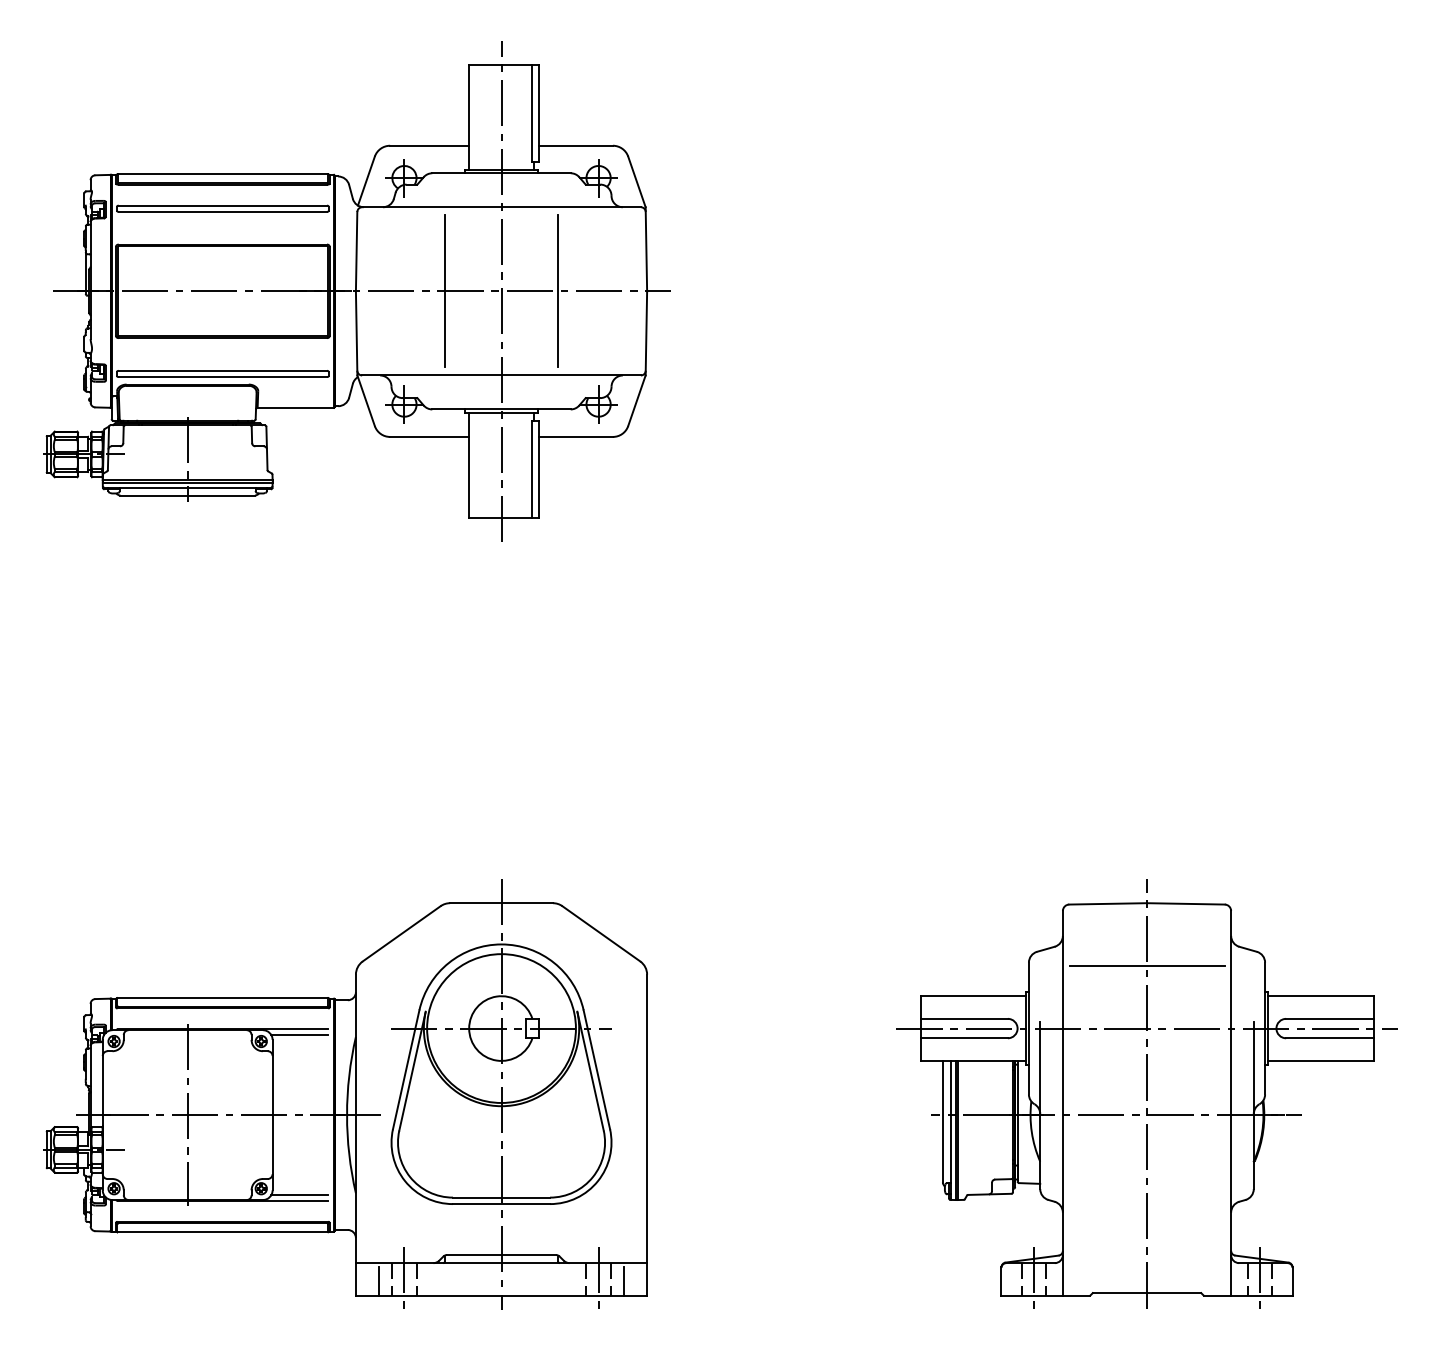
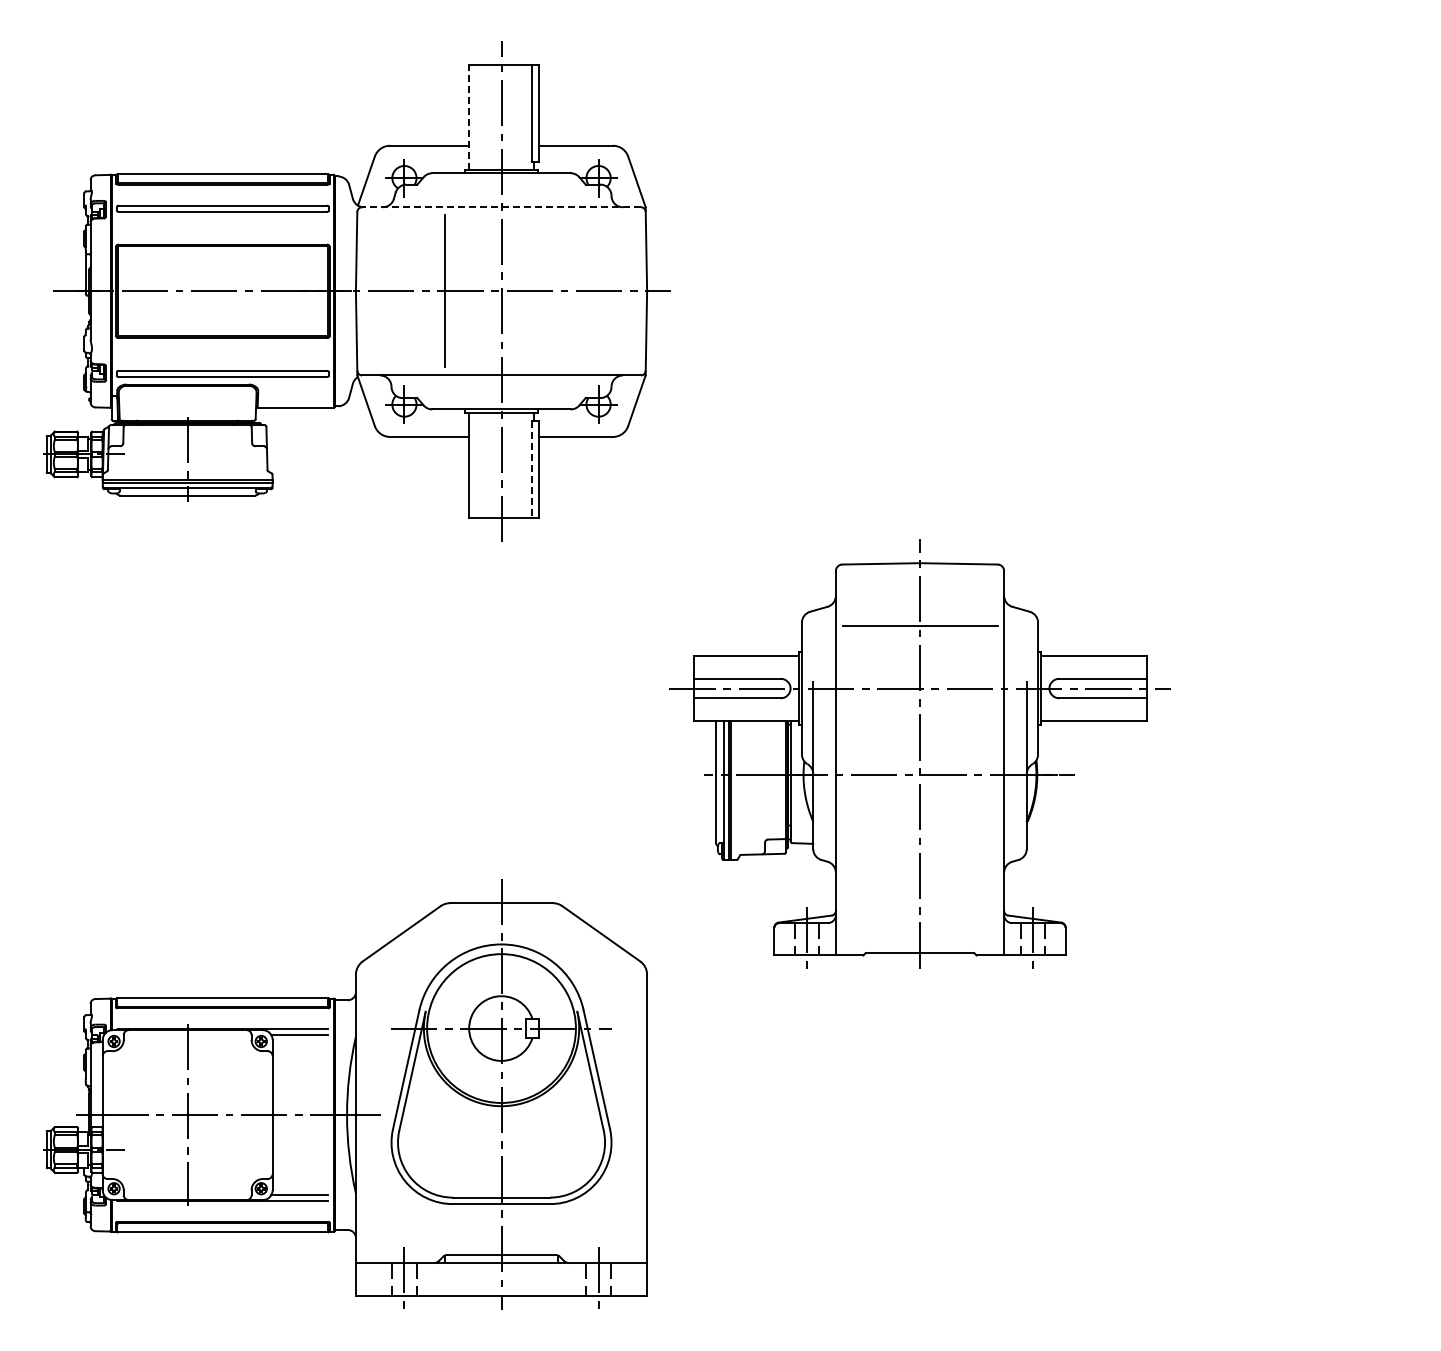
line: solid -> dashed (469, 117)
line: solid -> dashed (501, 207)
line: present -> none (558, 291)
line: solid -> dashed (532, 469)
part position: (1146, 1093) -> (919, 753) (919, 753)
line: present -> none (378, 1281)
line: present -> none (624, 1281)
